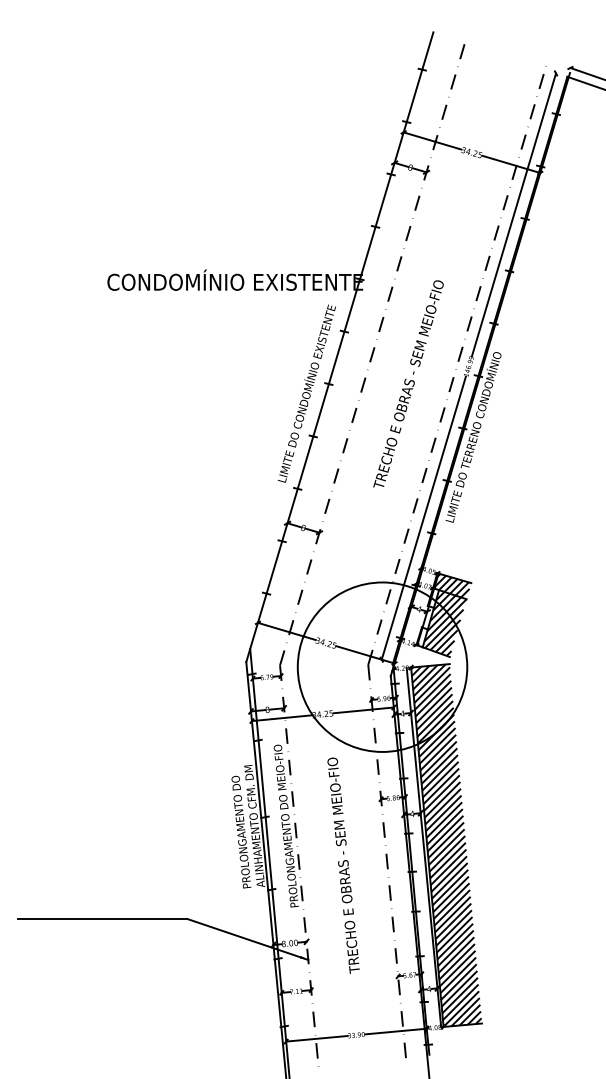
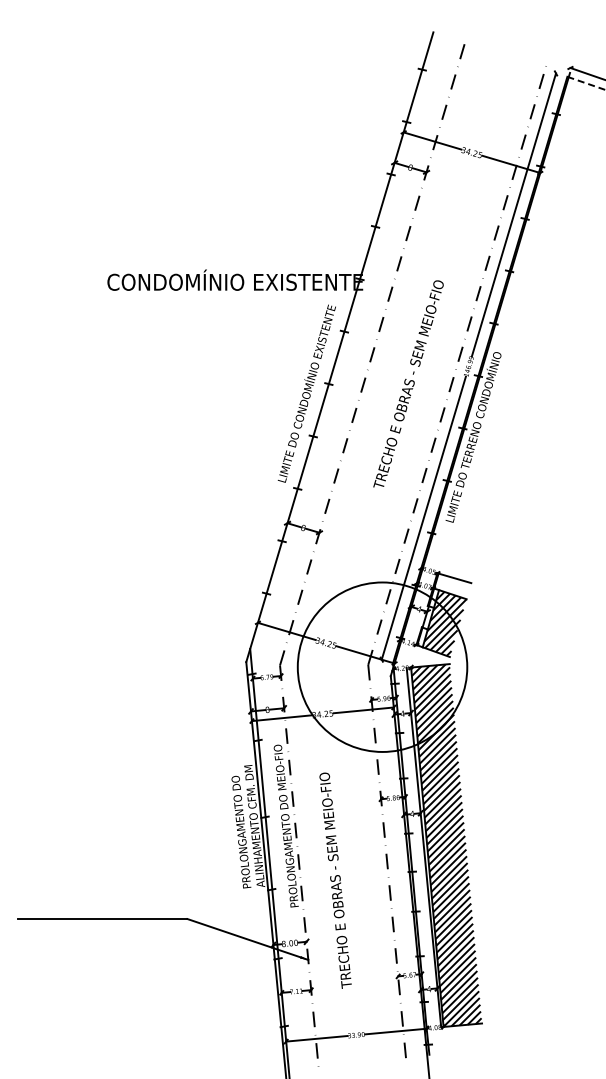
line: solid -> dashed (586, 83)
hatch: present -> none (451, 585)
text position: (343, 865) -> (335, 880) (335, 880)
